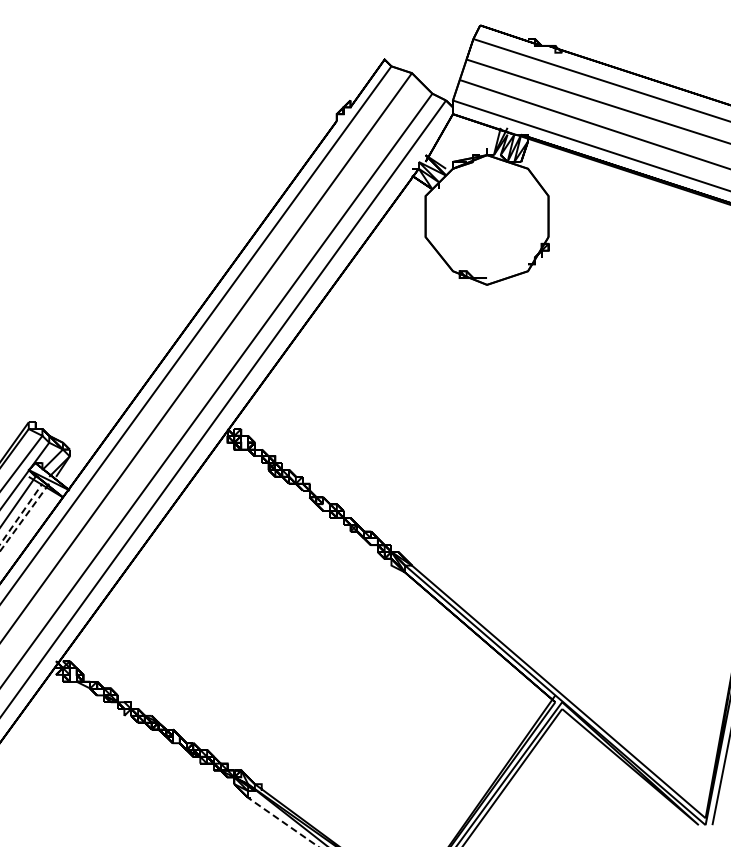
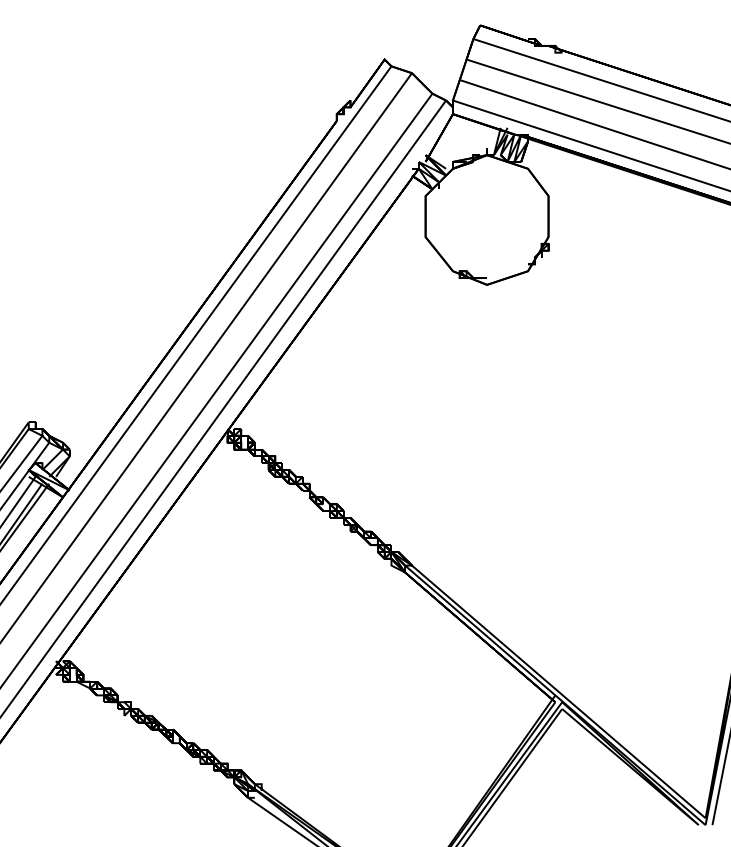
line: dashed -> solid (2, 547)
line: dashed -> solid (279, 820)
